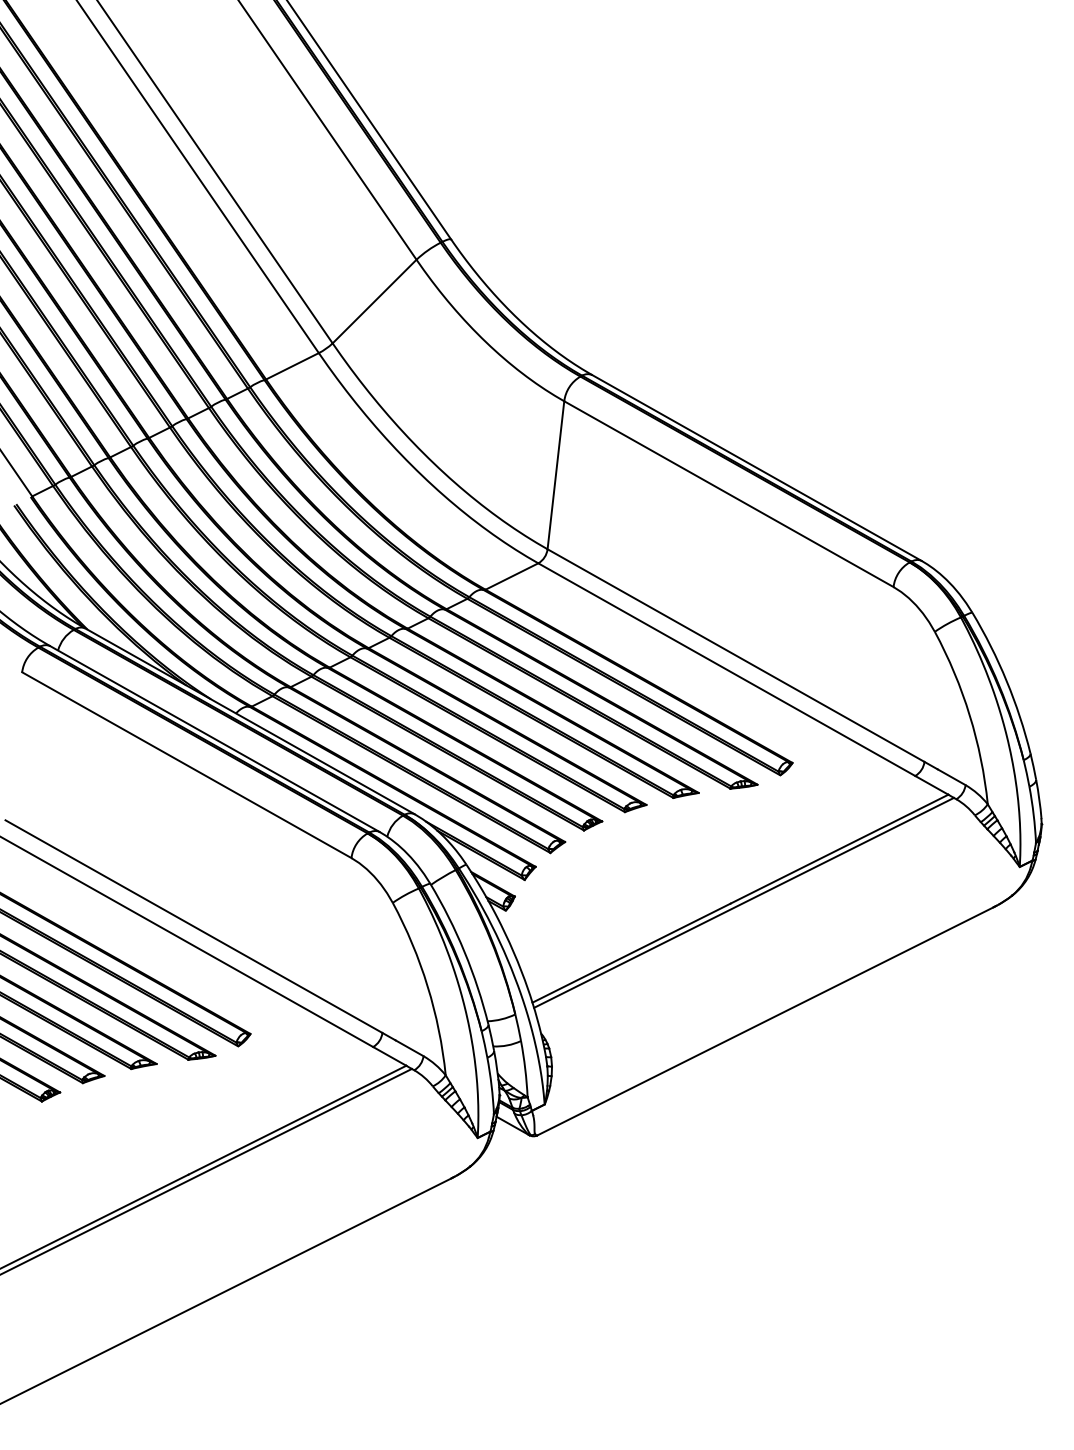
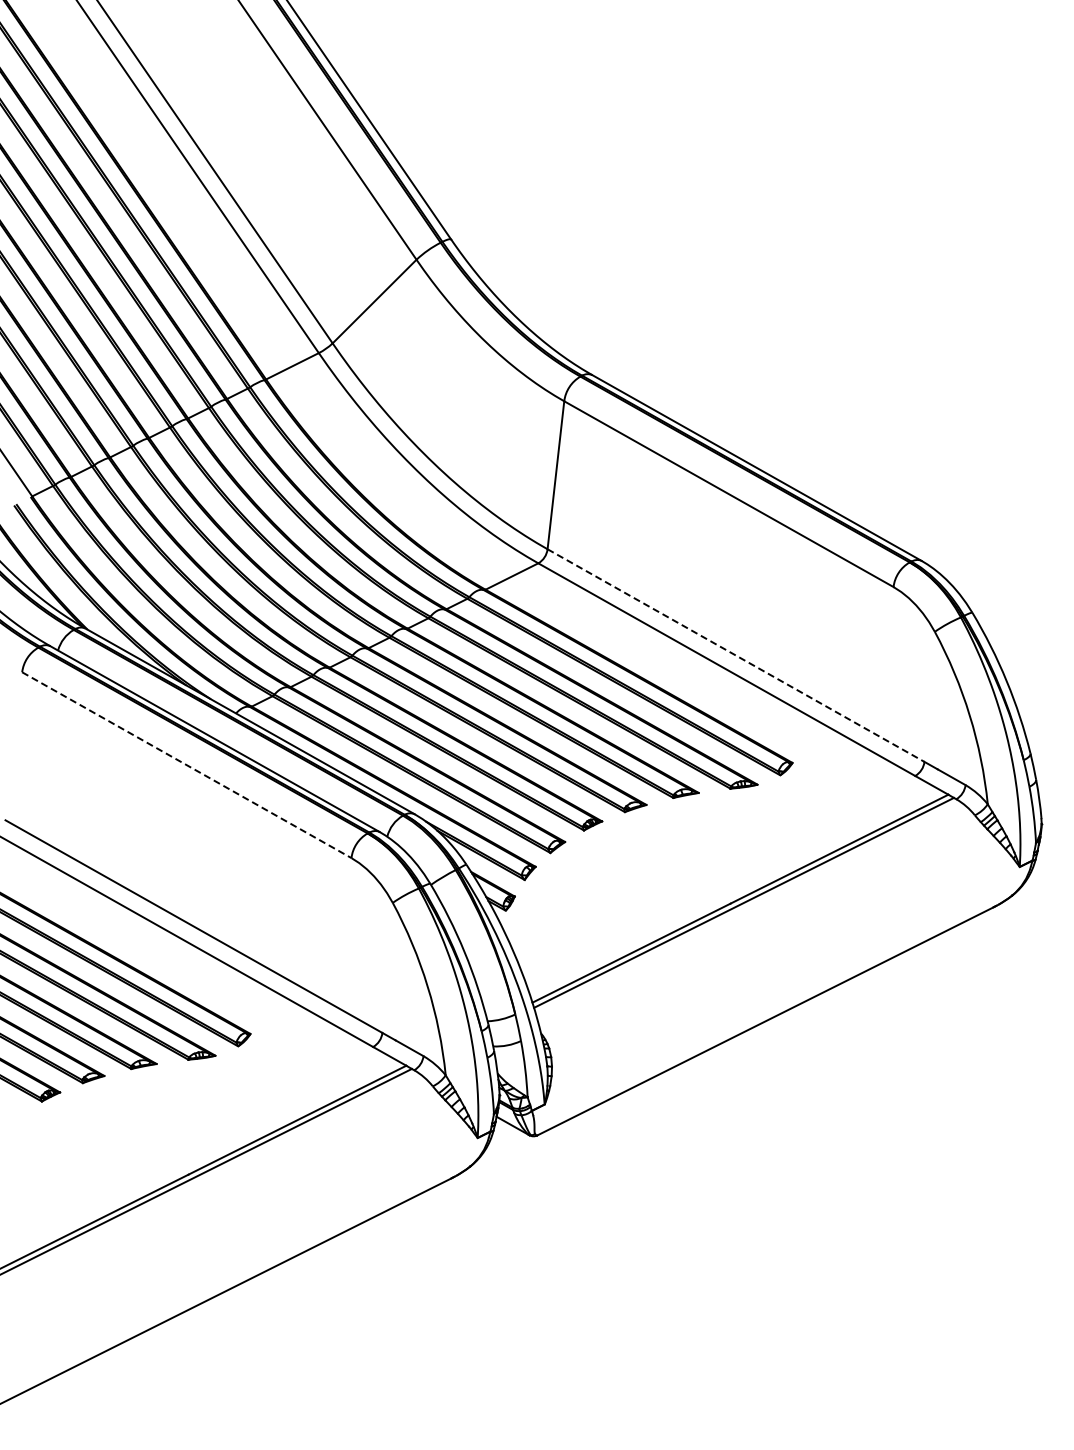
line: solid -> dashed (736, 655)
line: solid -> dashed (187, 765)
